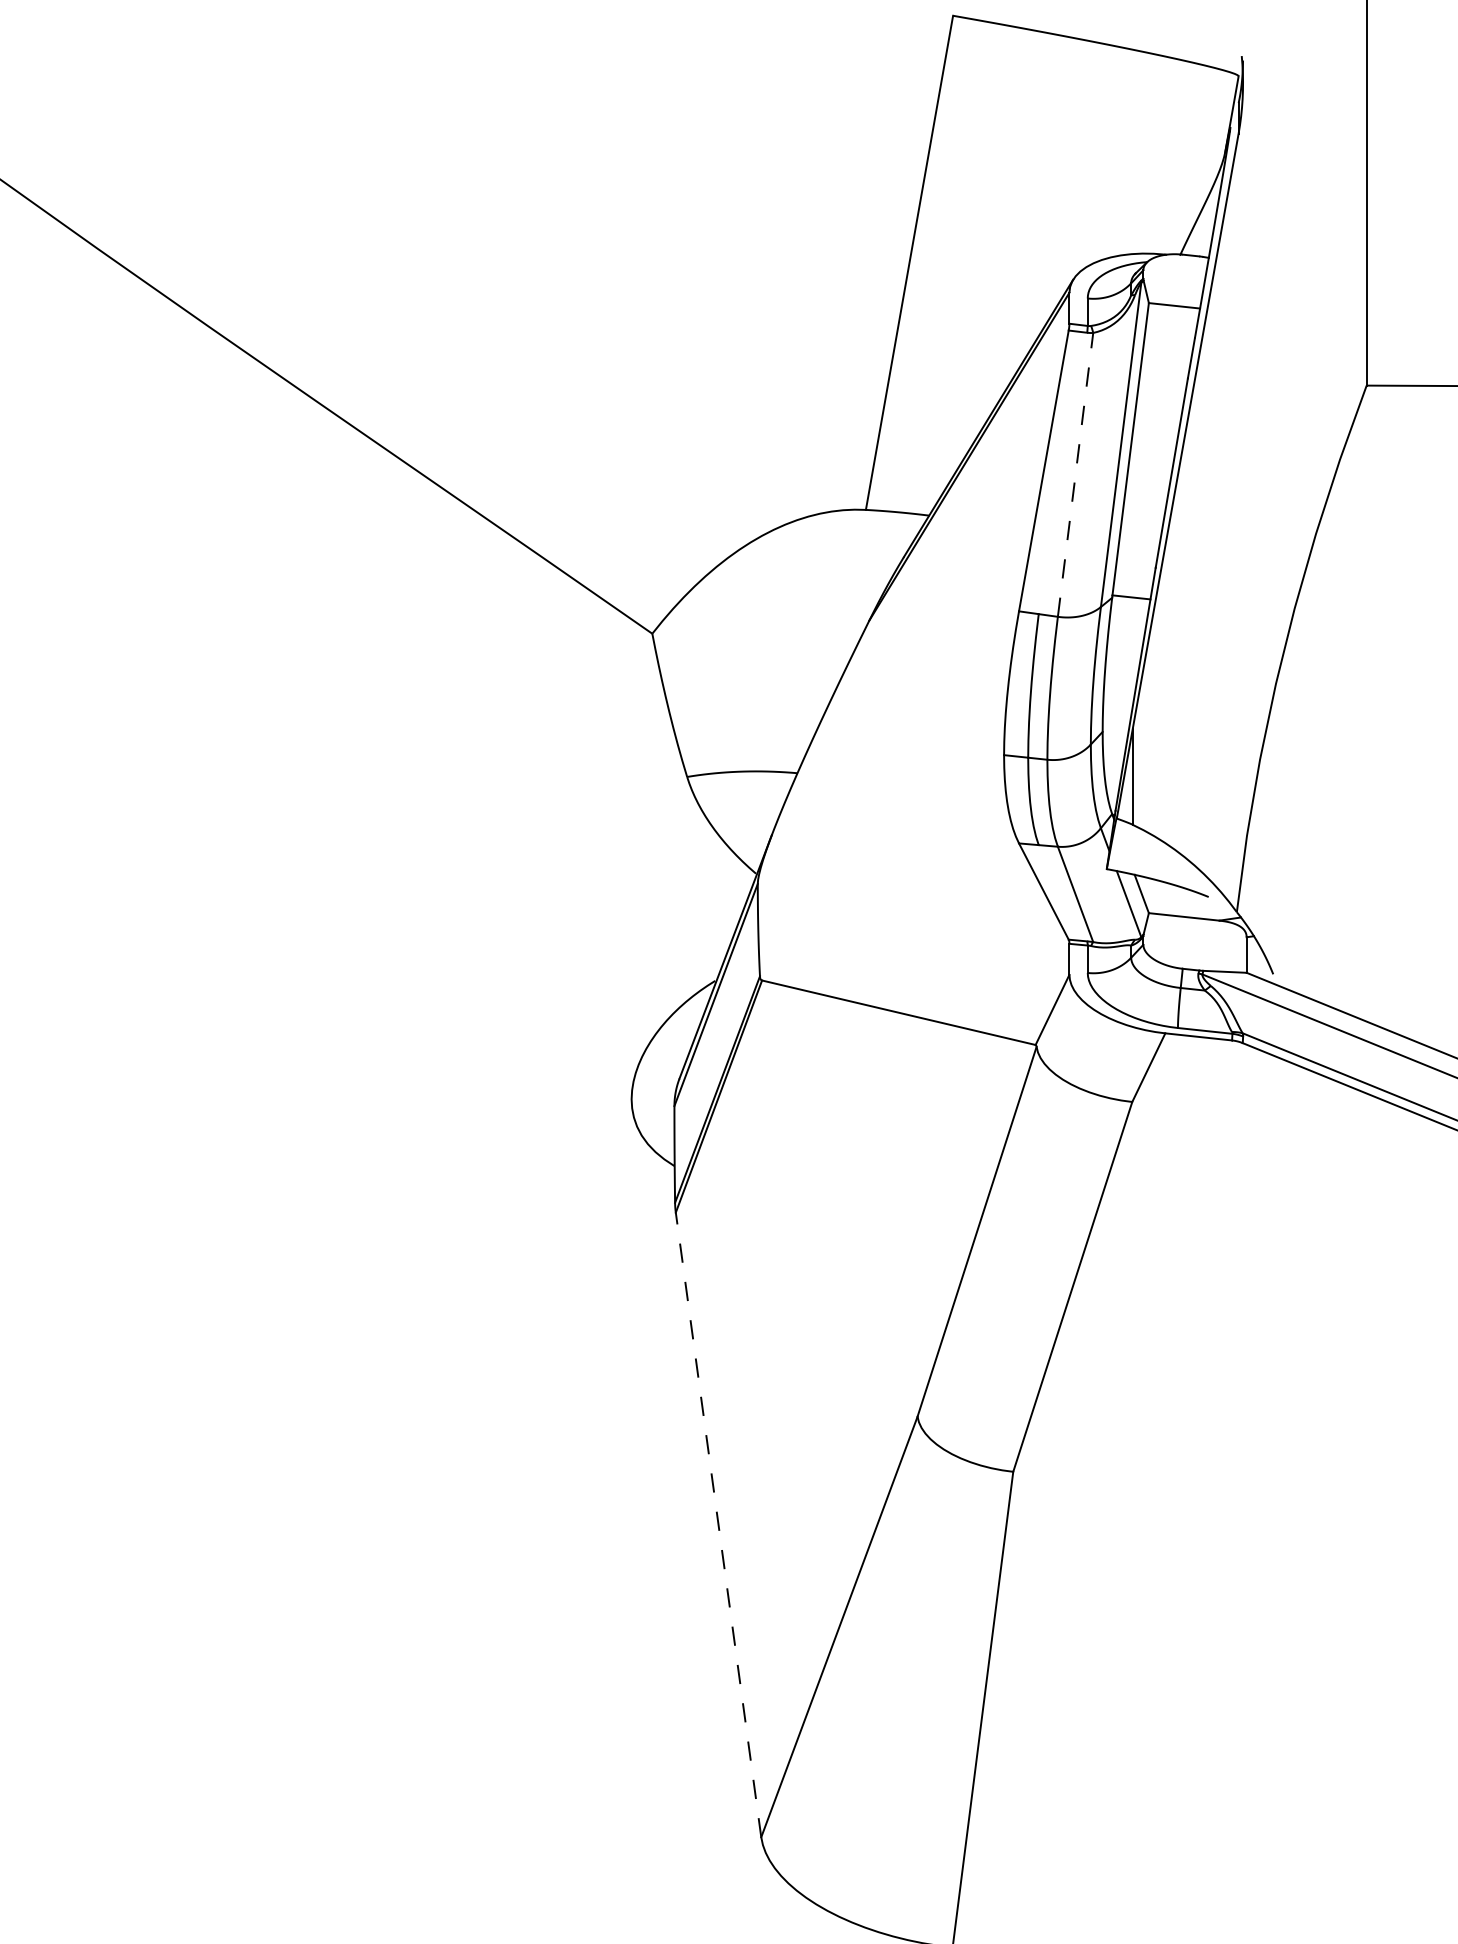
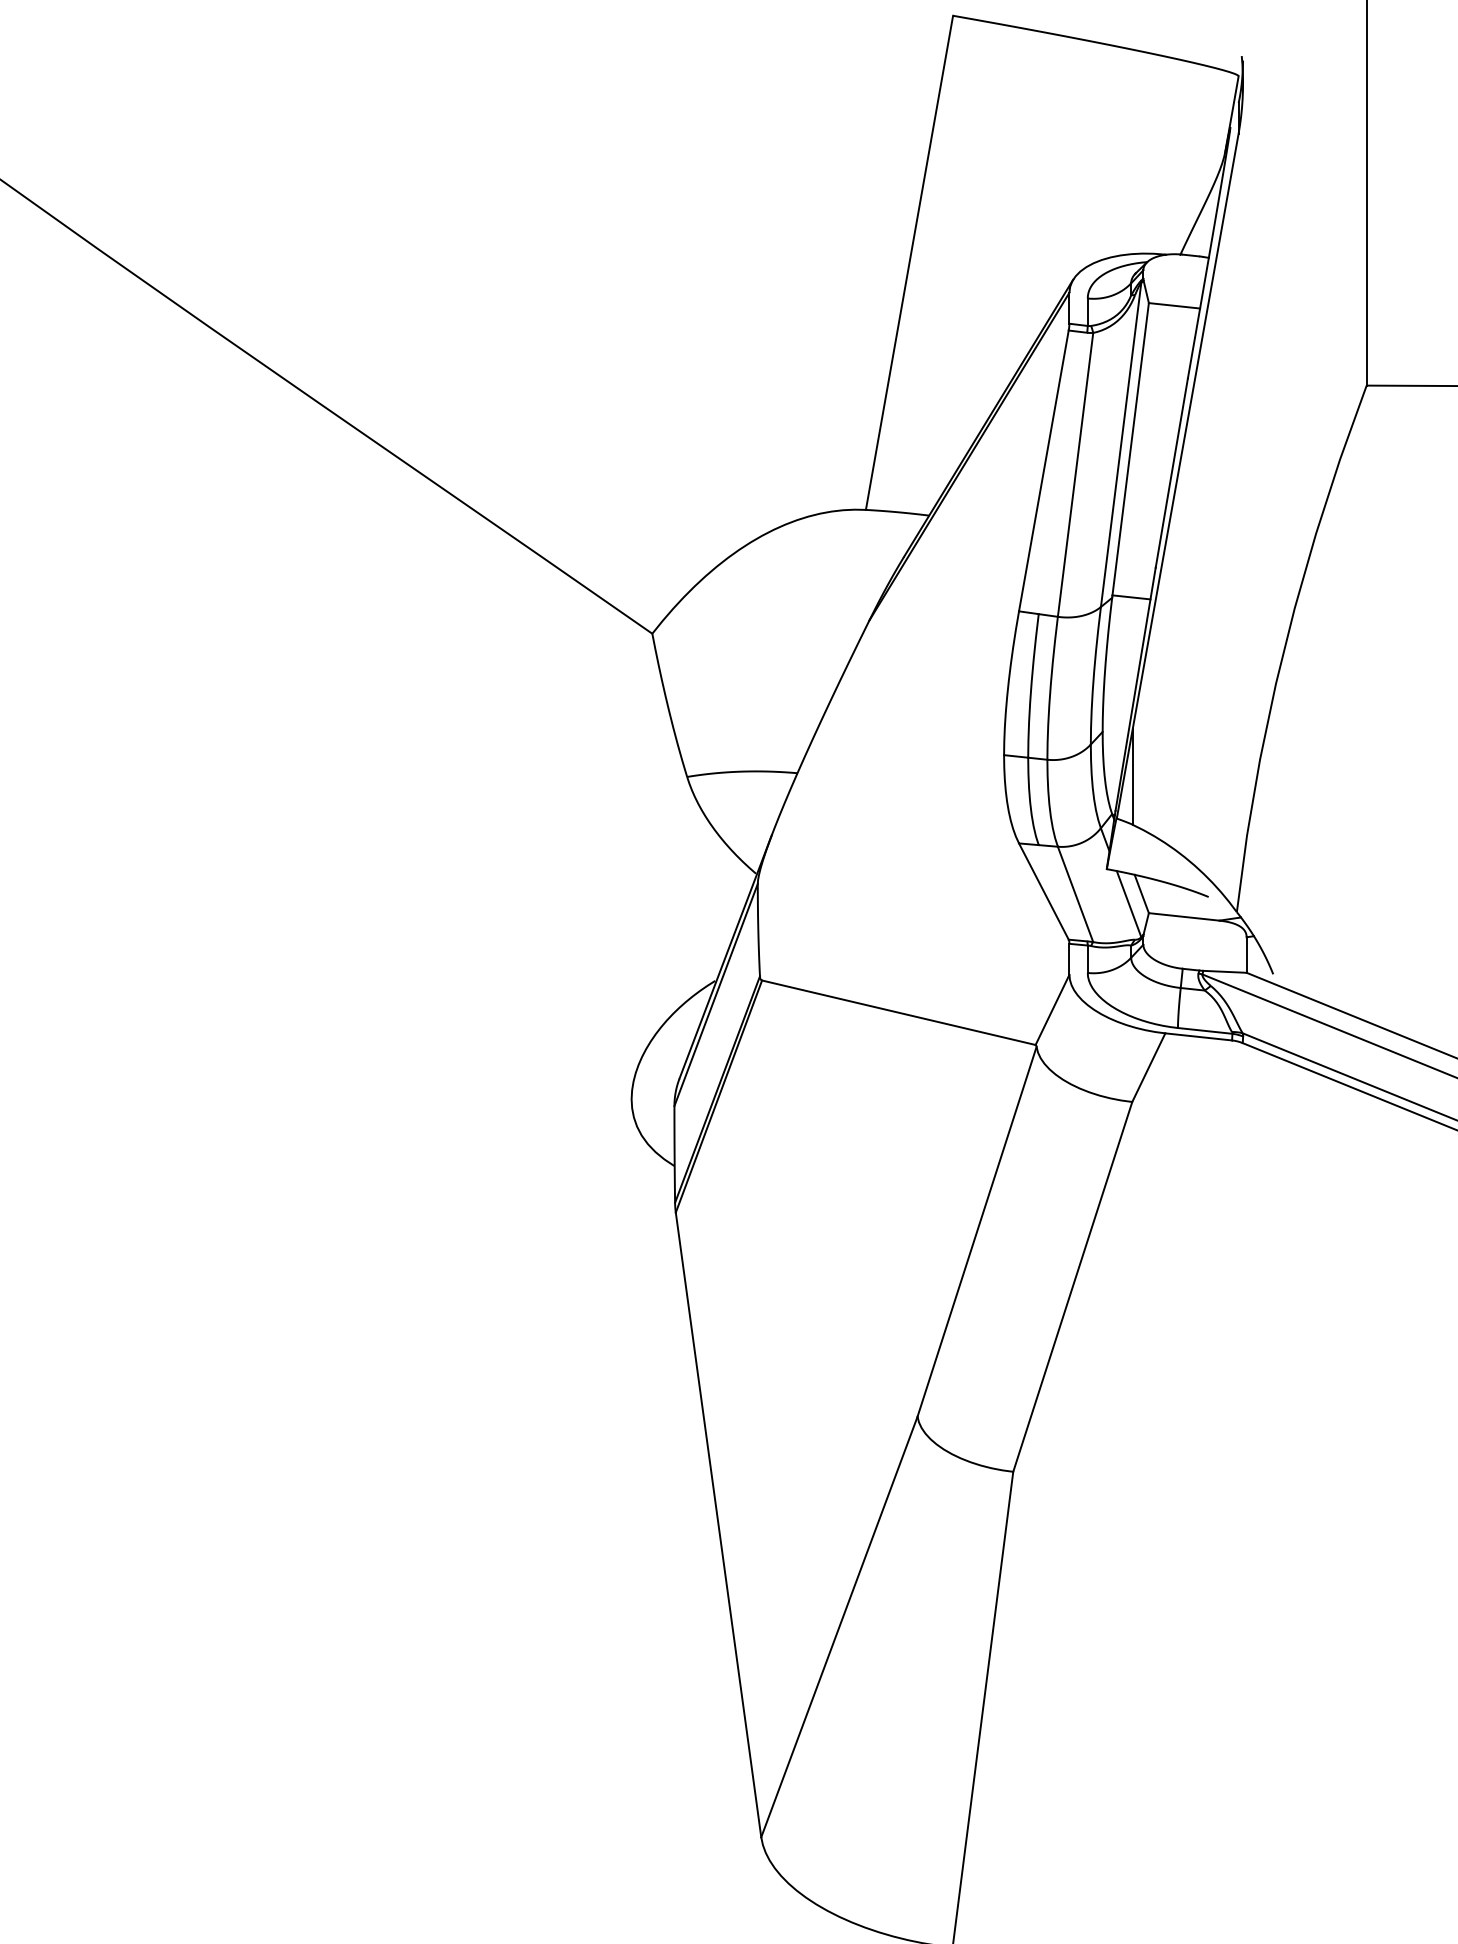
line: dashed -> solid (1075, 474)
line: dashed -> solid (718, 1524)
